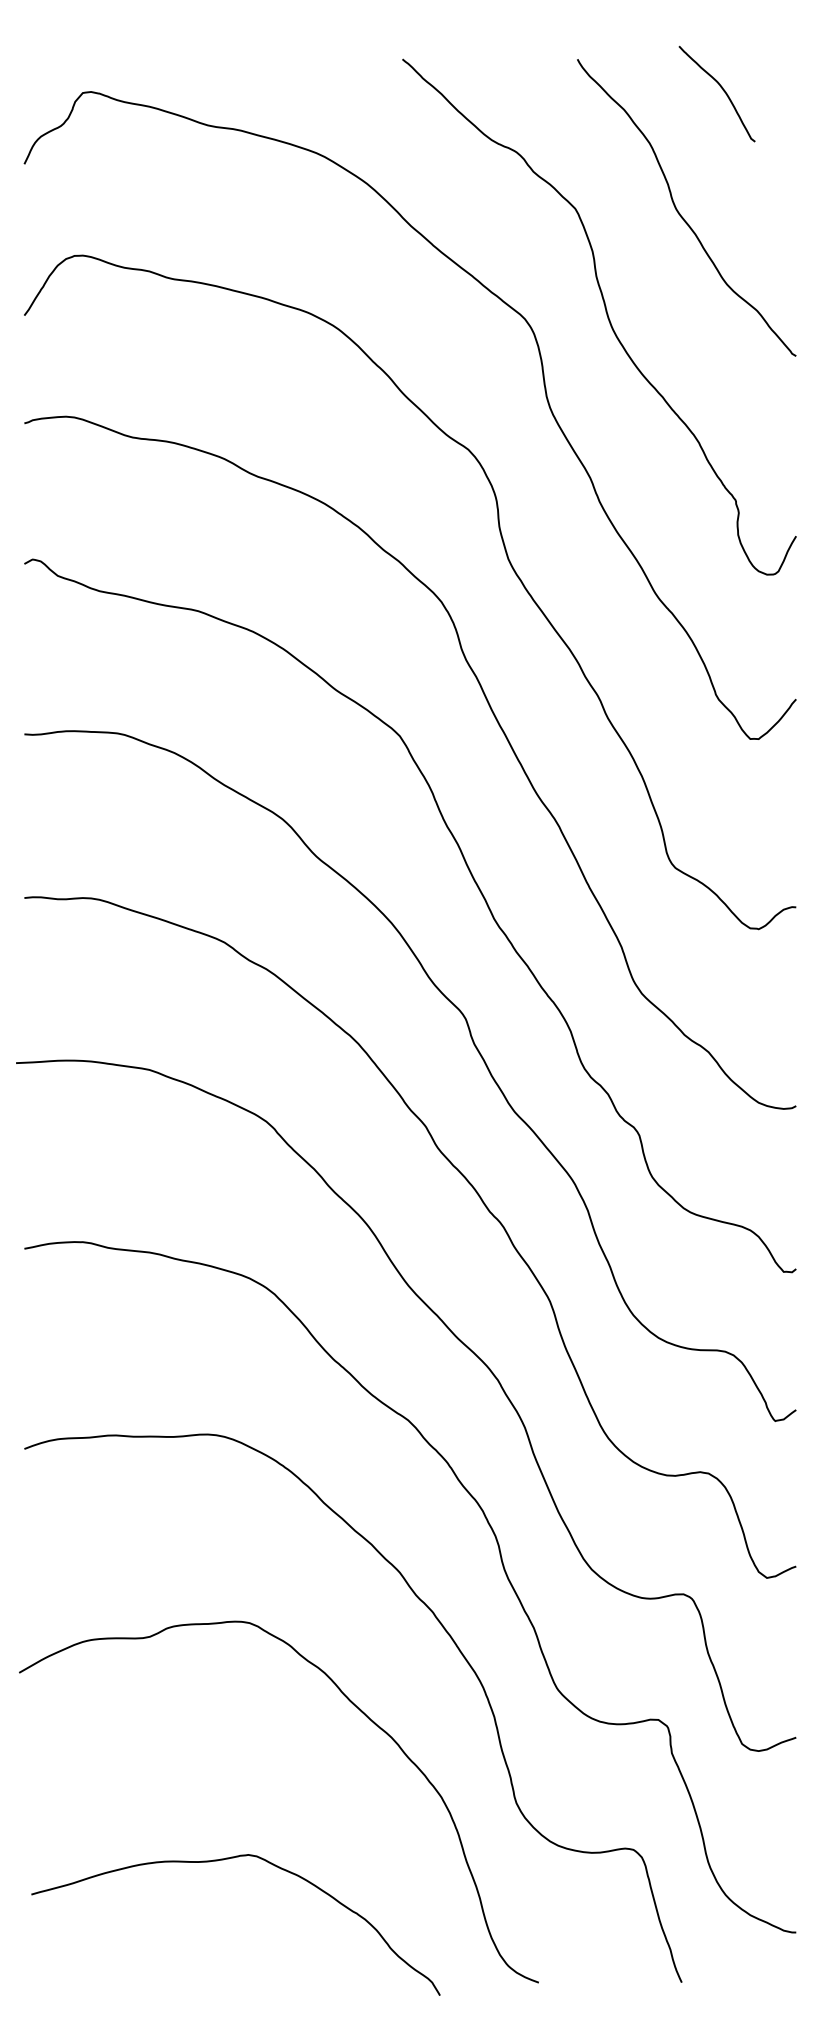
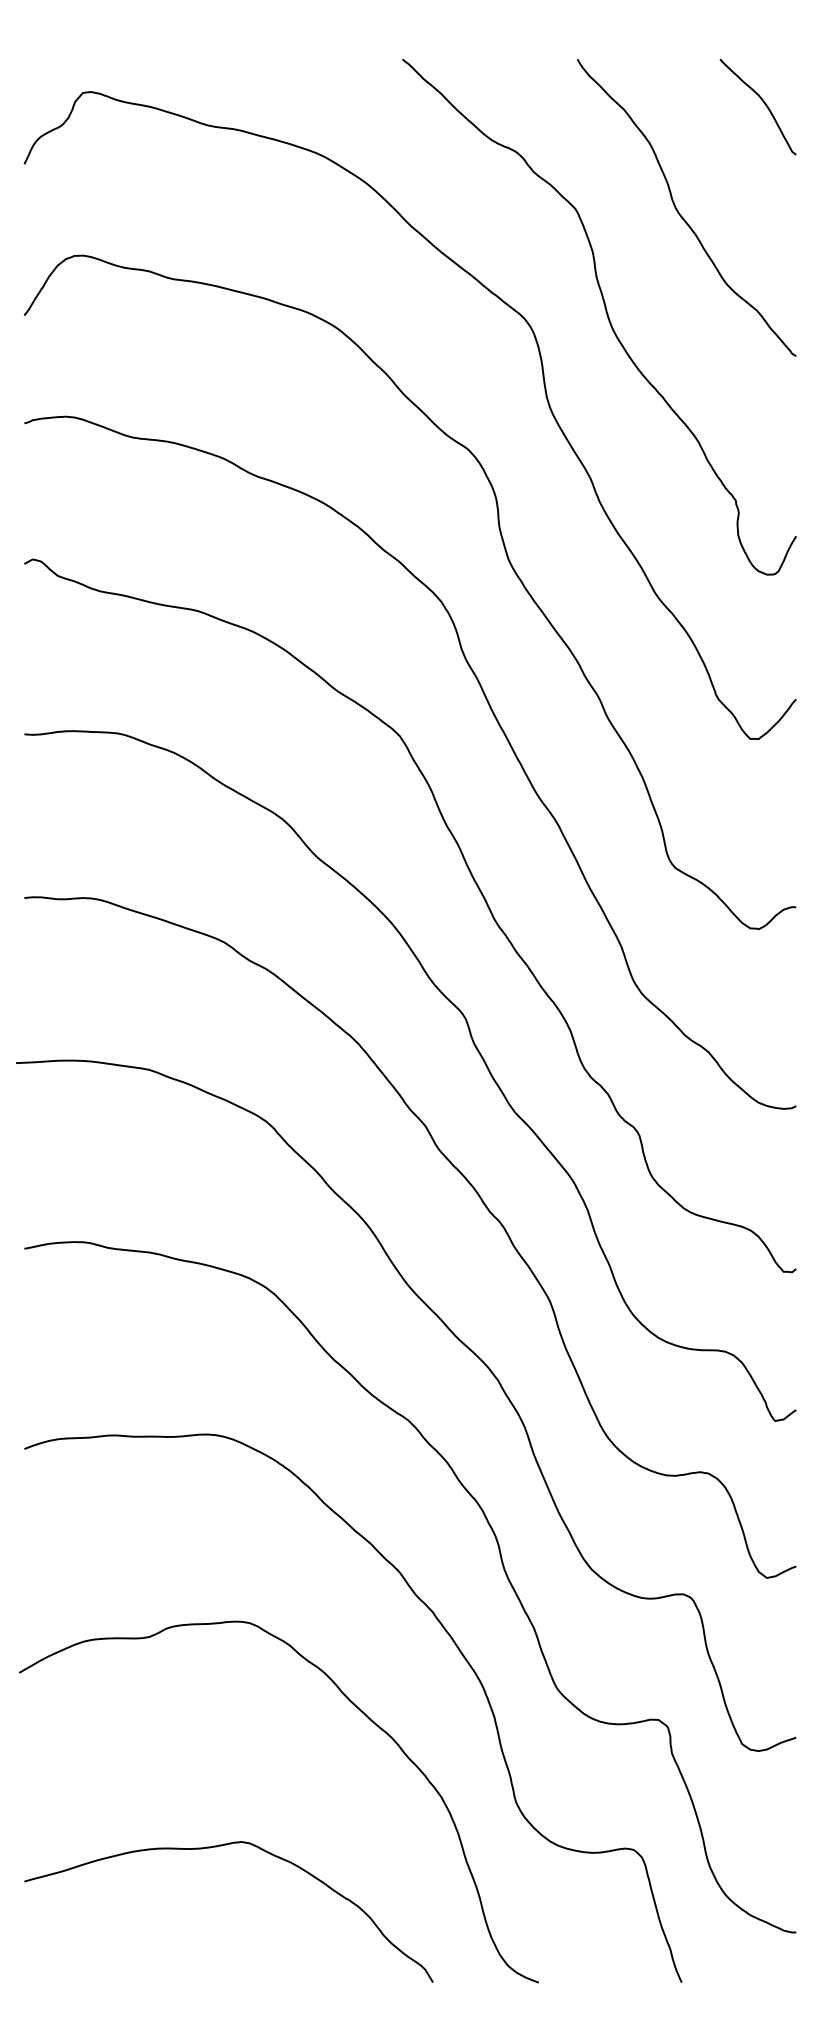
curve position: (722, 90) -> (763, 103) (763, 103)
curve position: (223, 1860) -> (216, 1847) (216, 1847)
